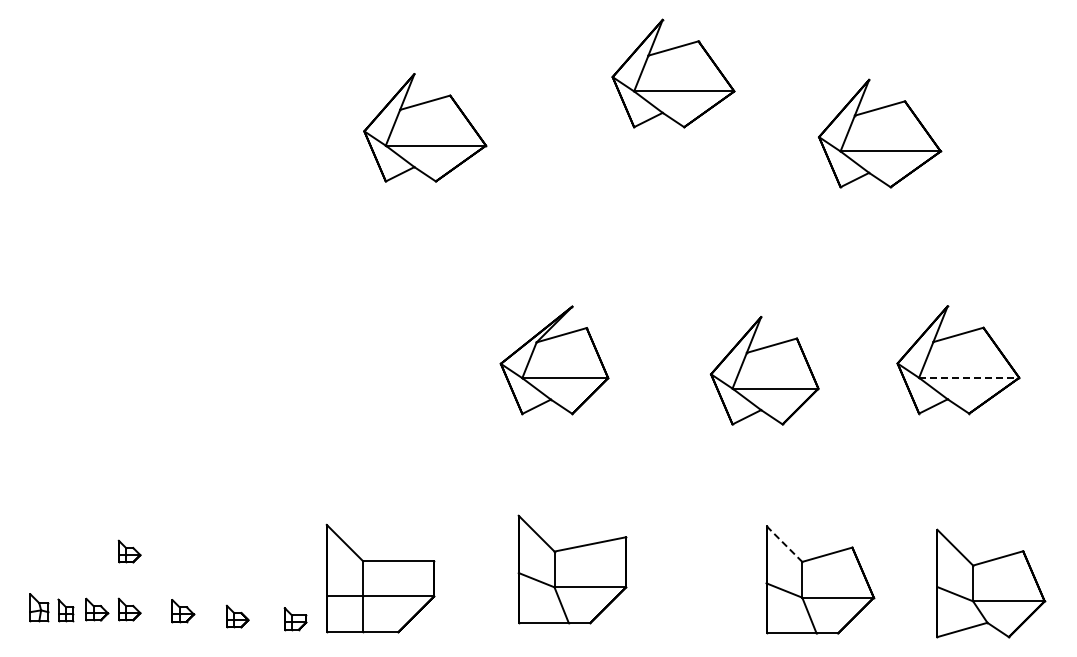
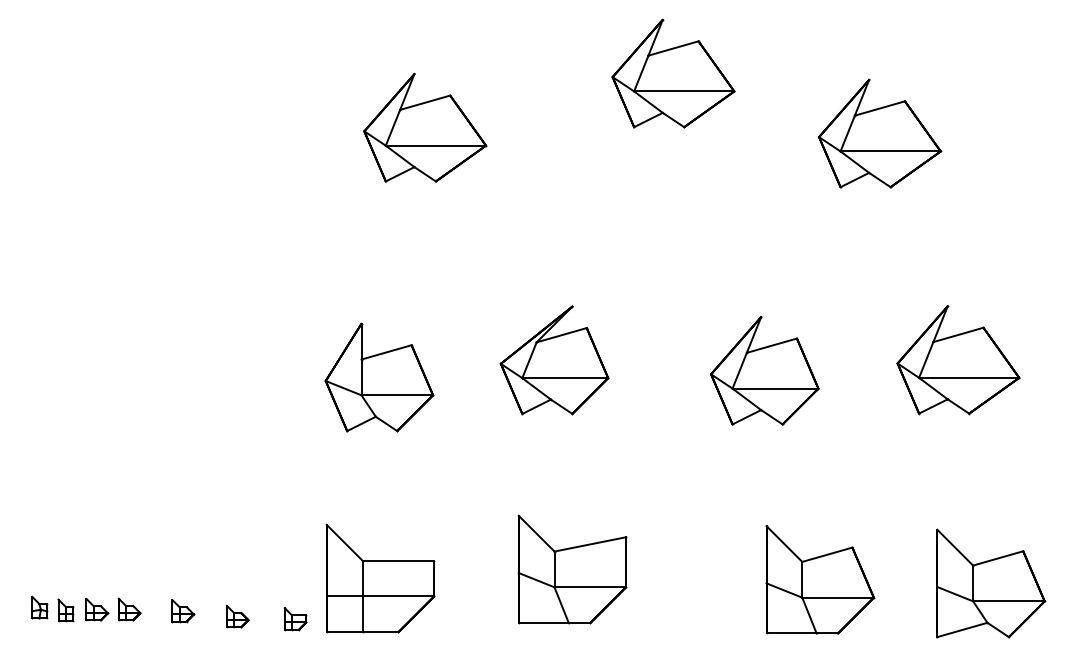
part: none -> present (379, 377)
line: dashed -> solid (969, 377)
line: dashed -> solid (784, 544)
part: present -> none (129, 551)
part size: 21x30 px -> 18x25 px (39, 607)
